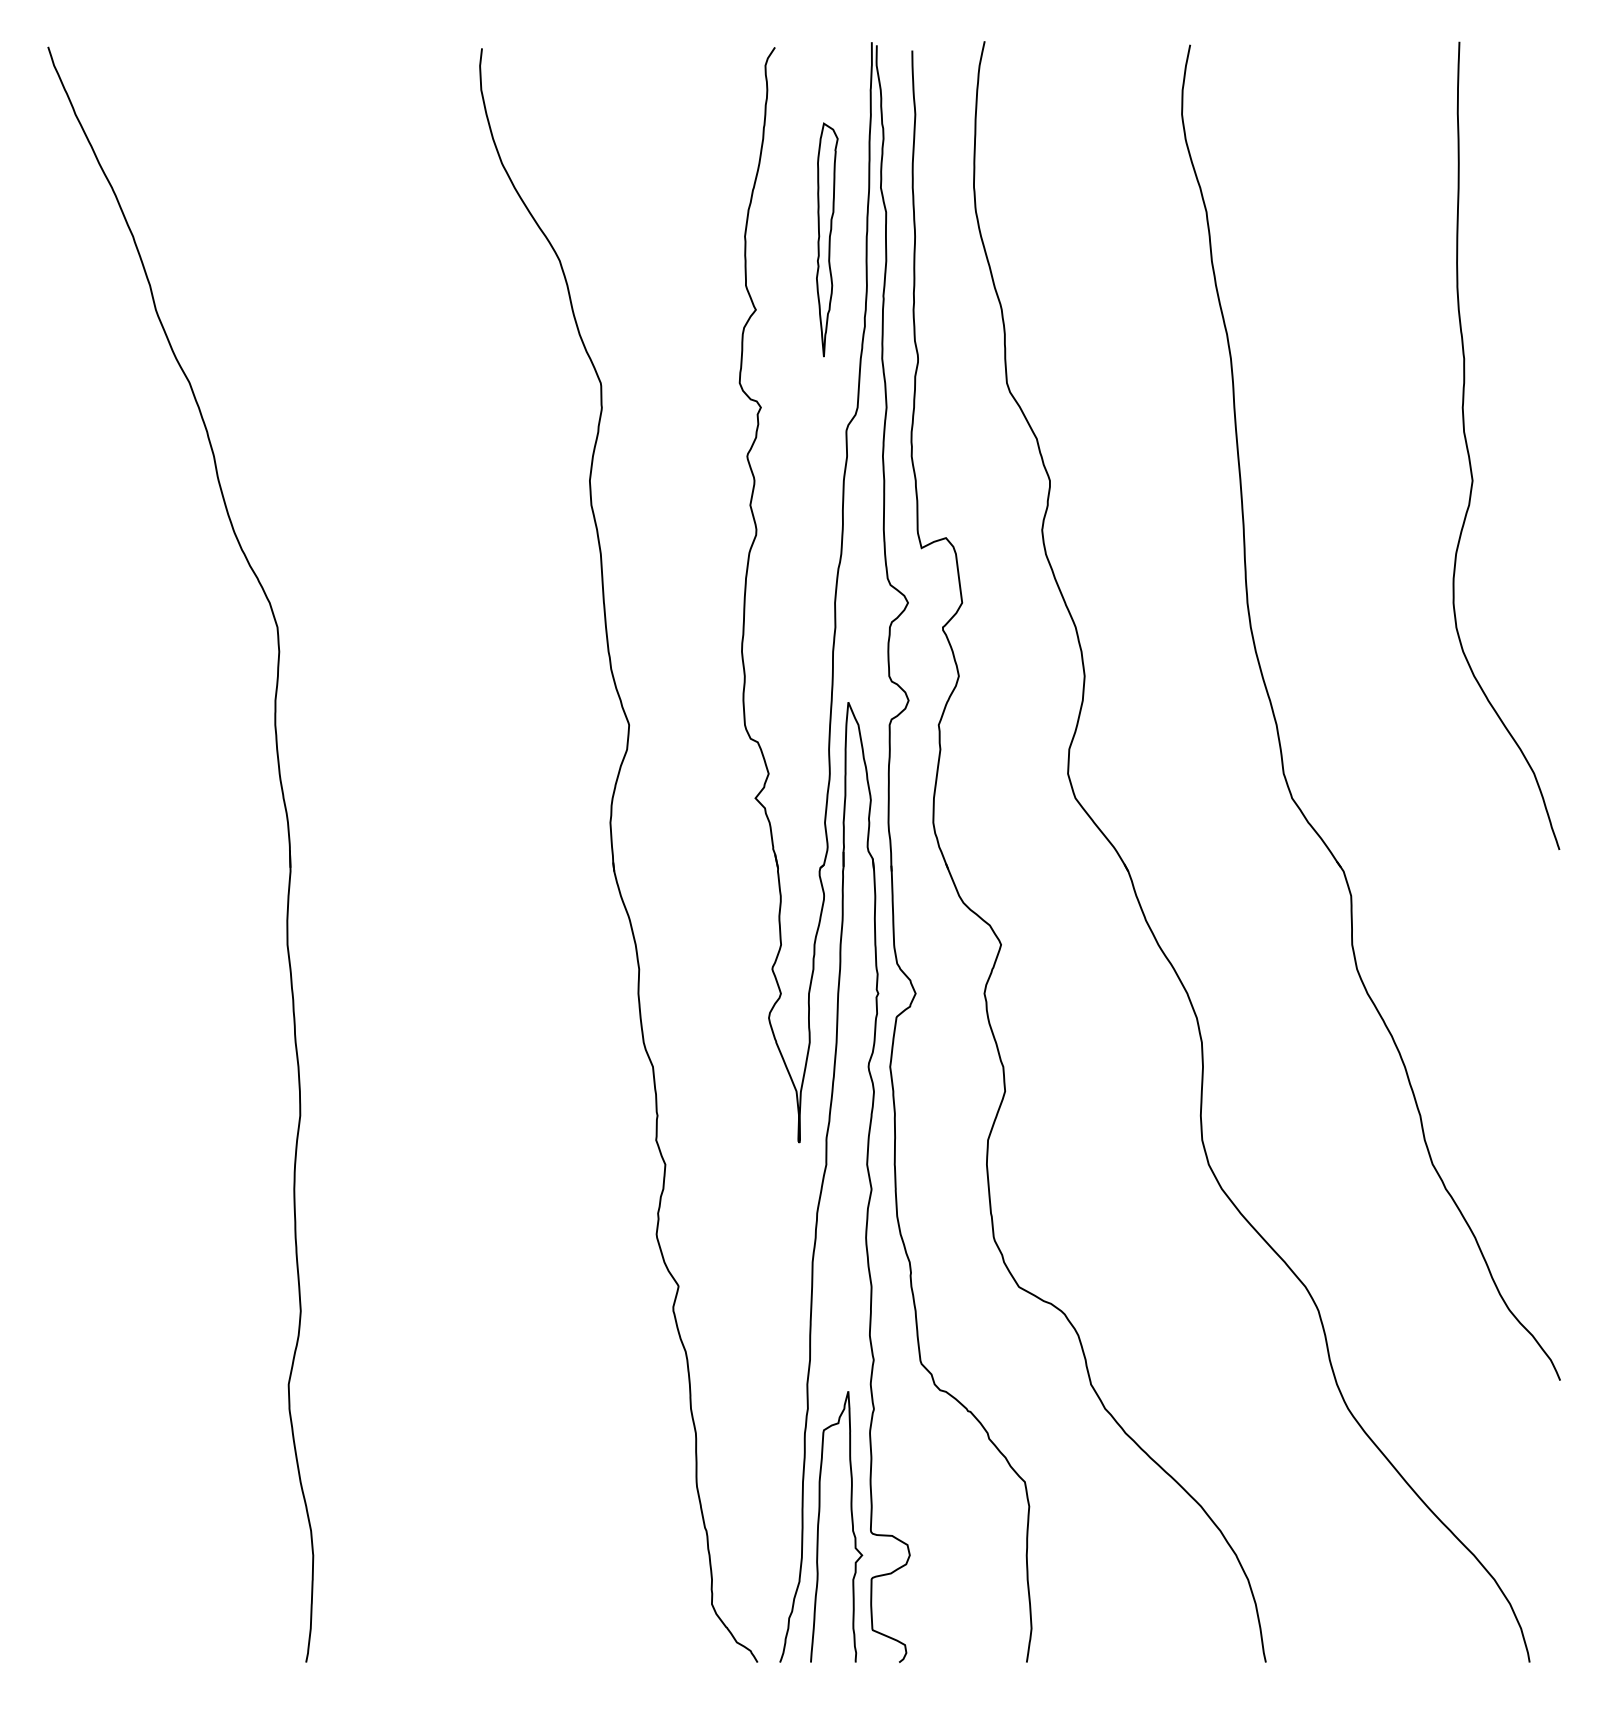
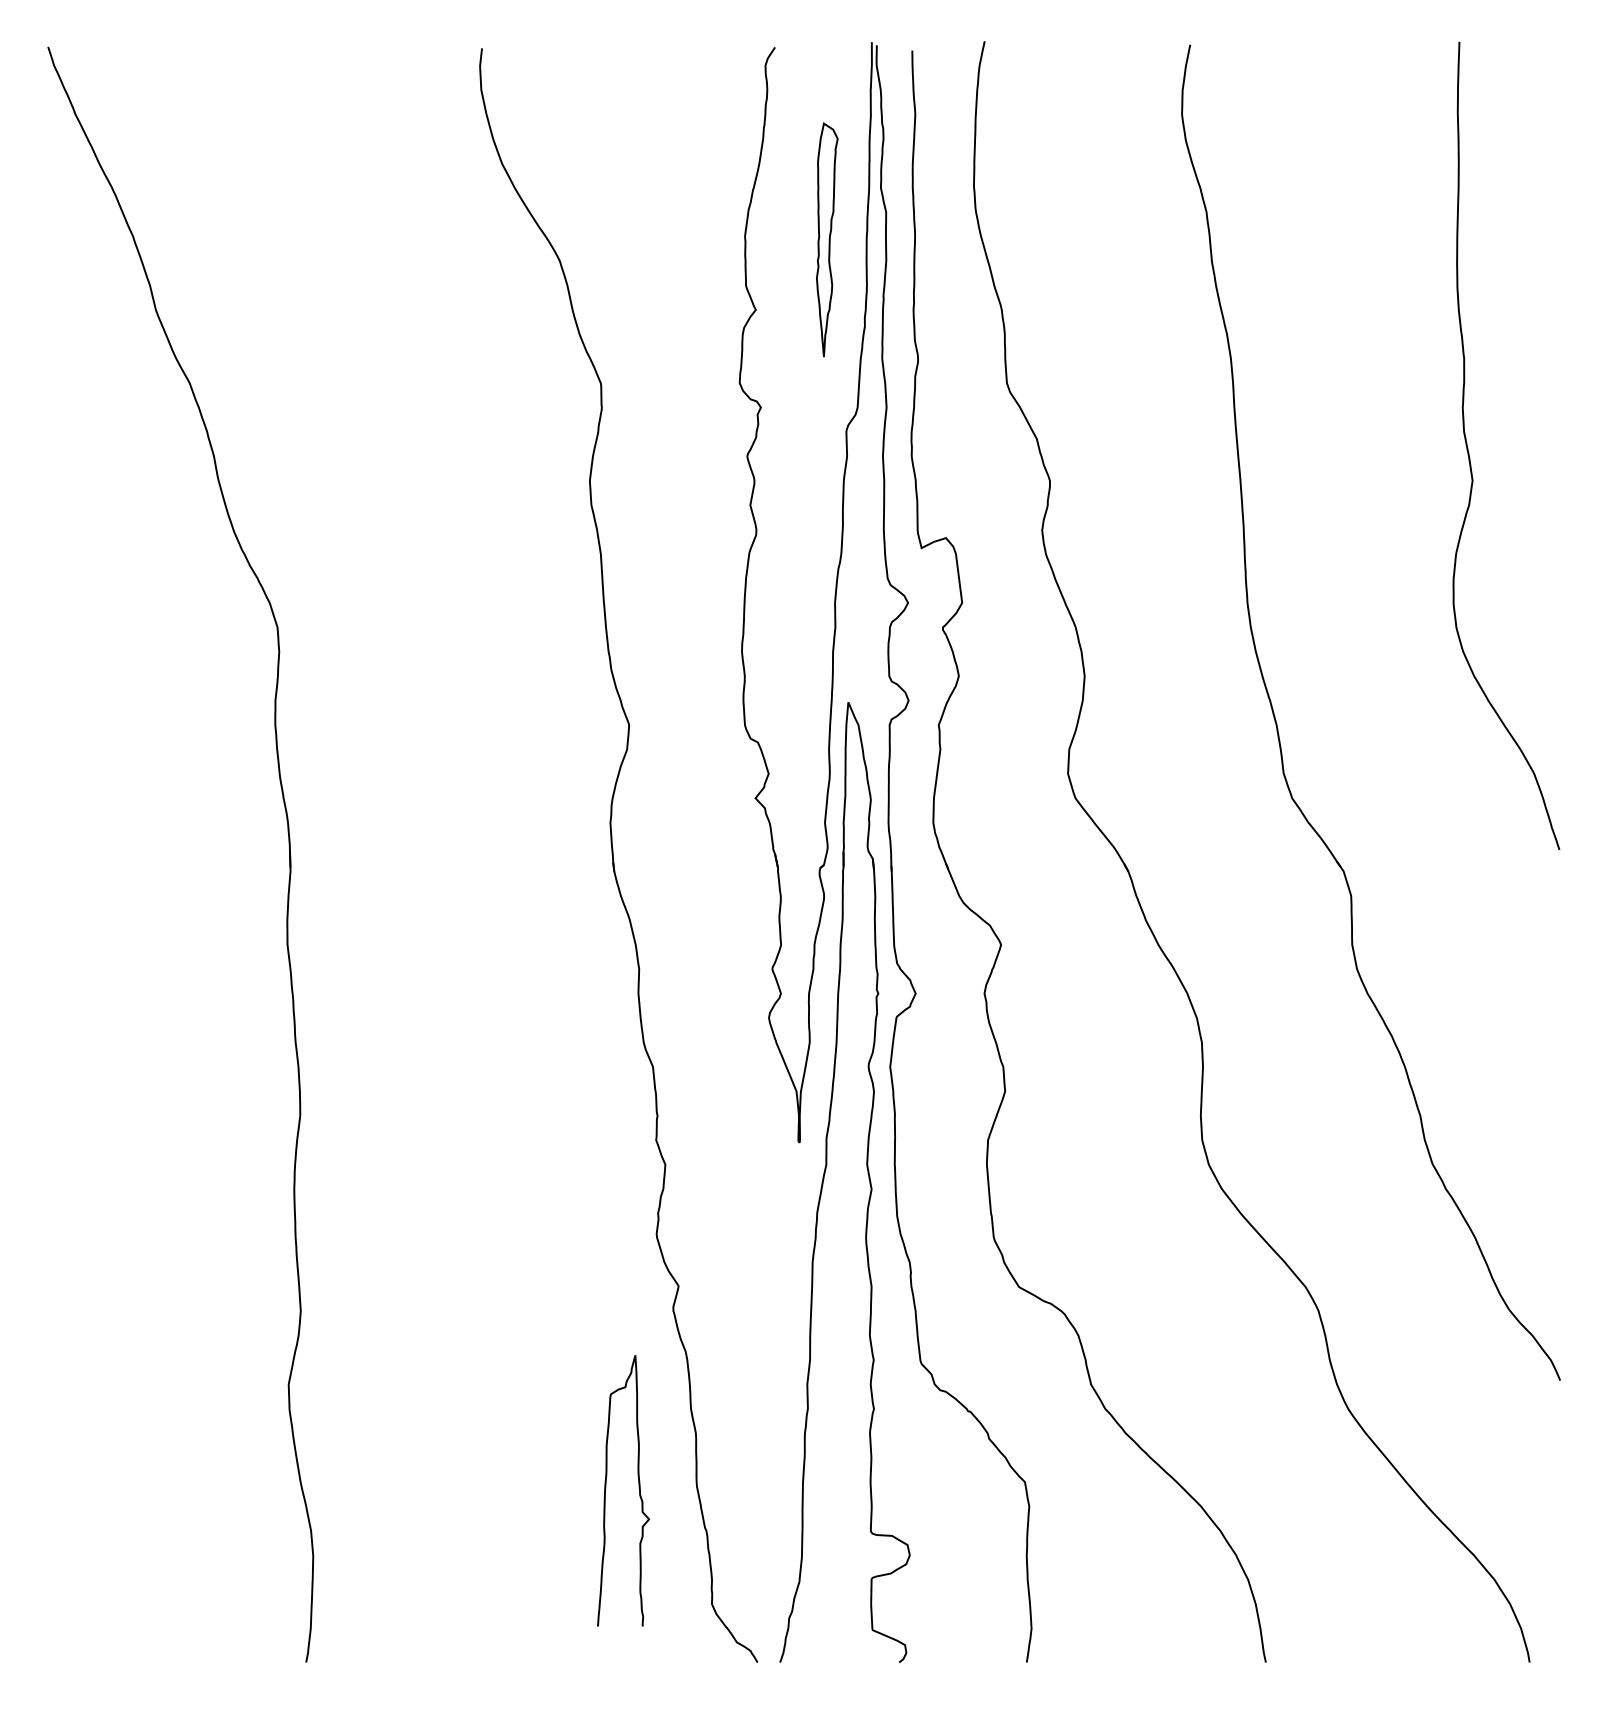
curve position: (851, 1524) -> (638, 1488) (638, 1488)
